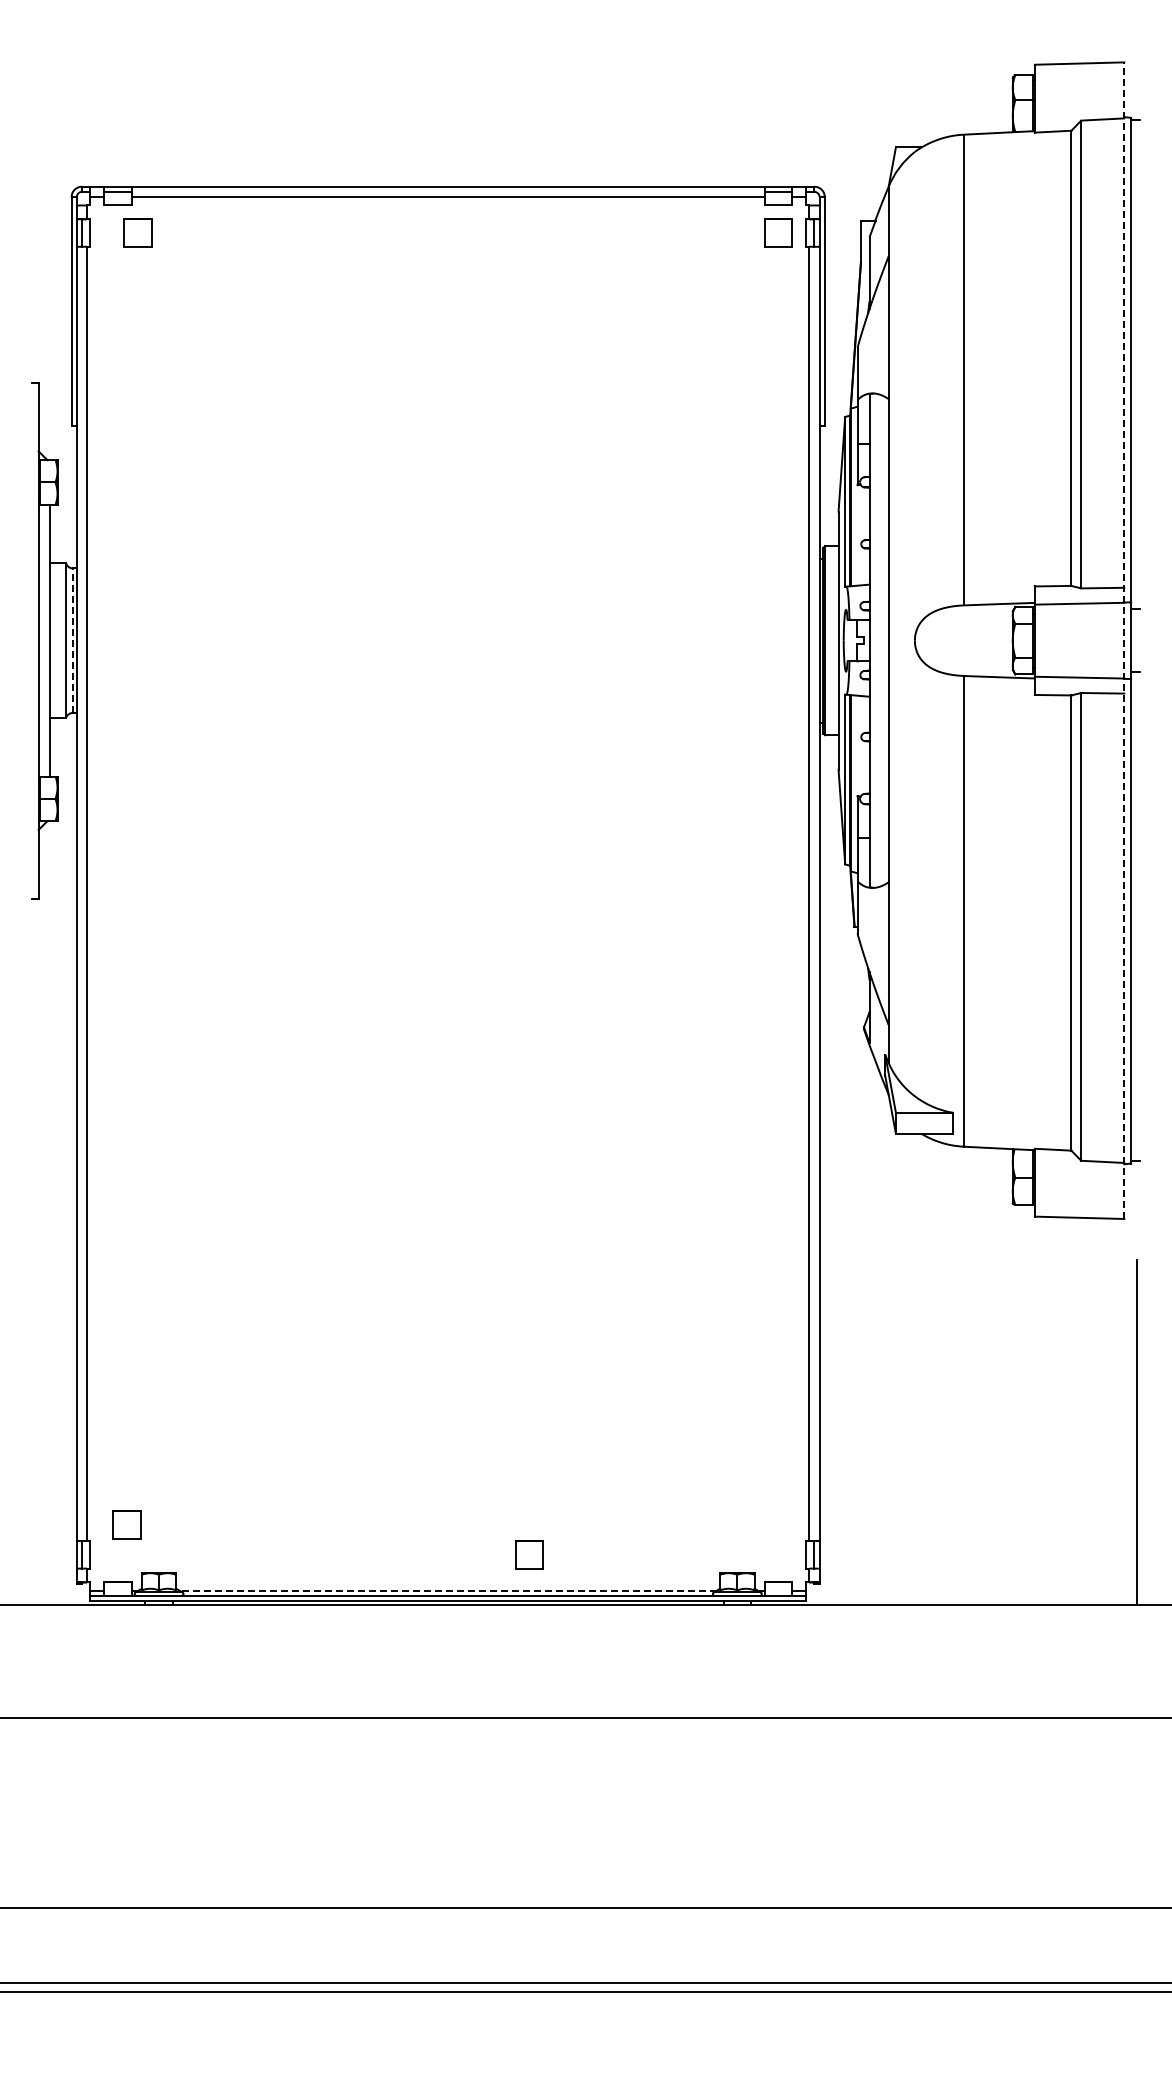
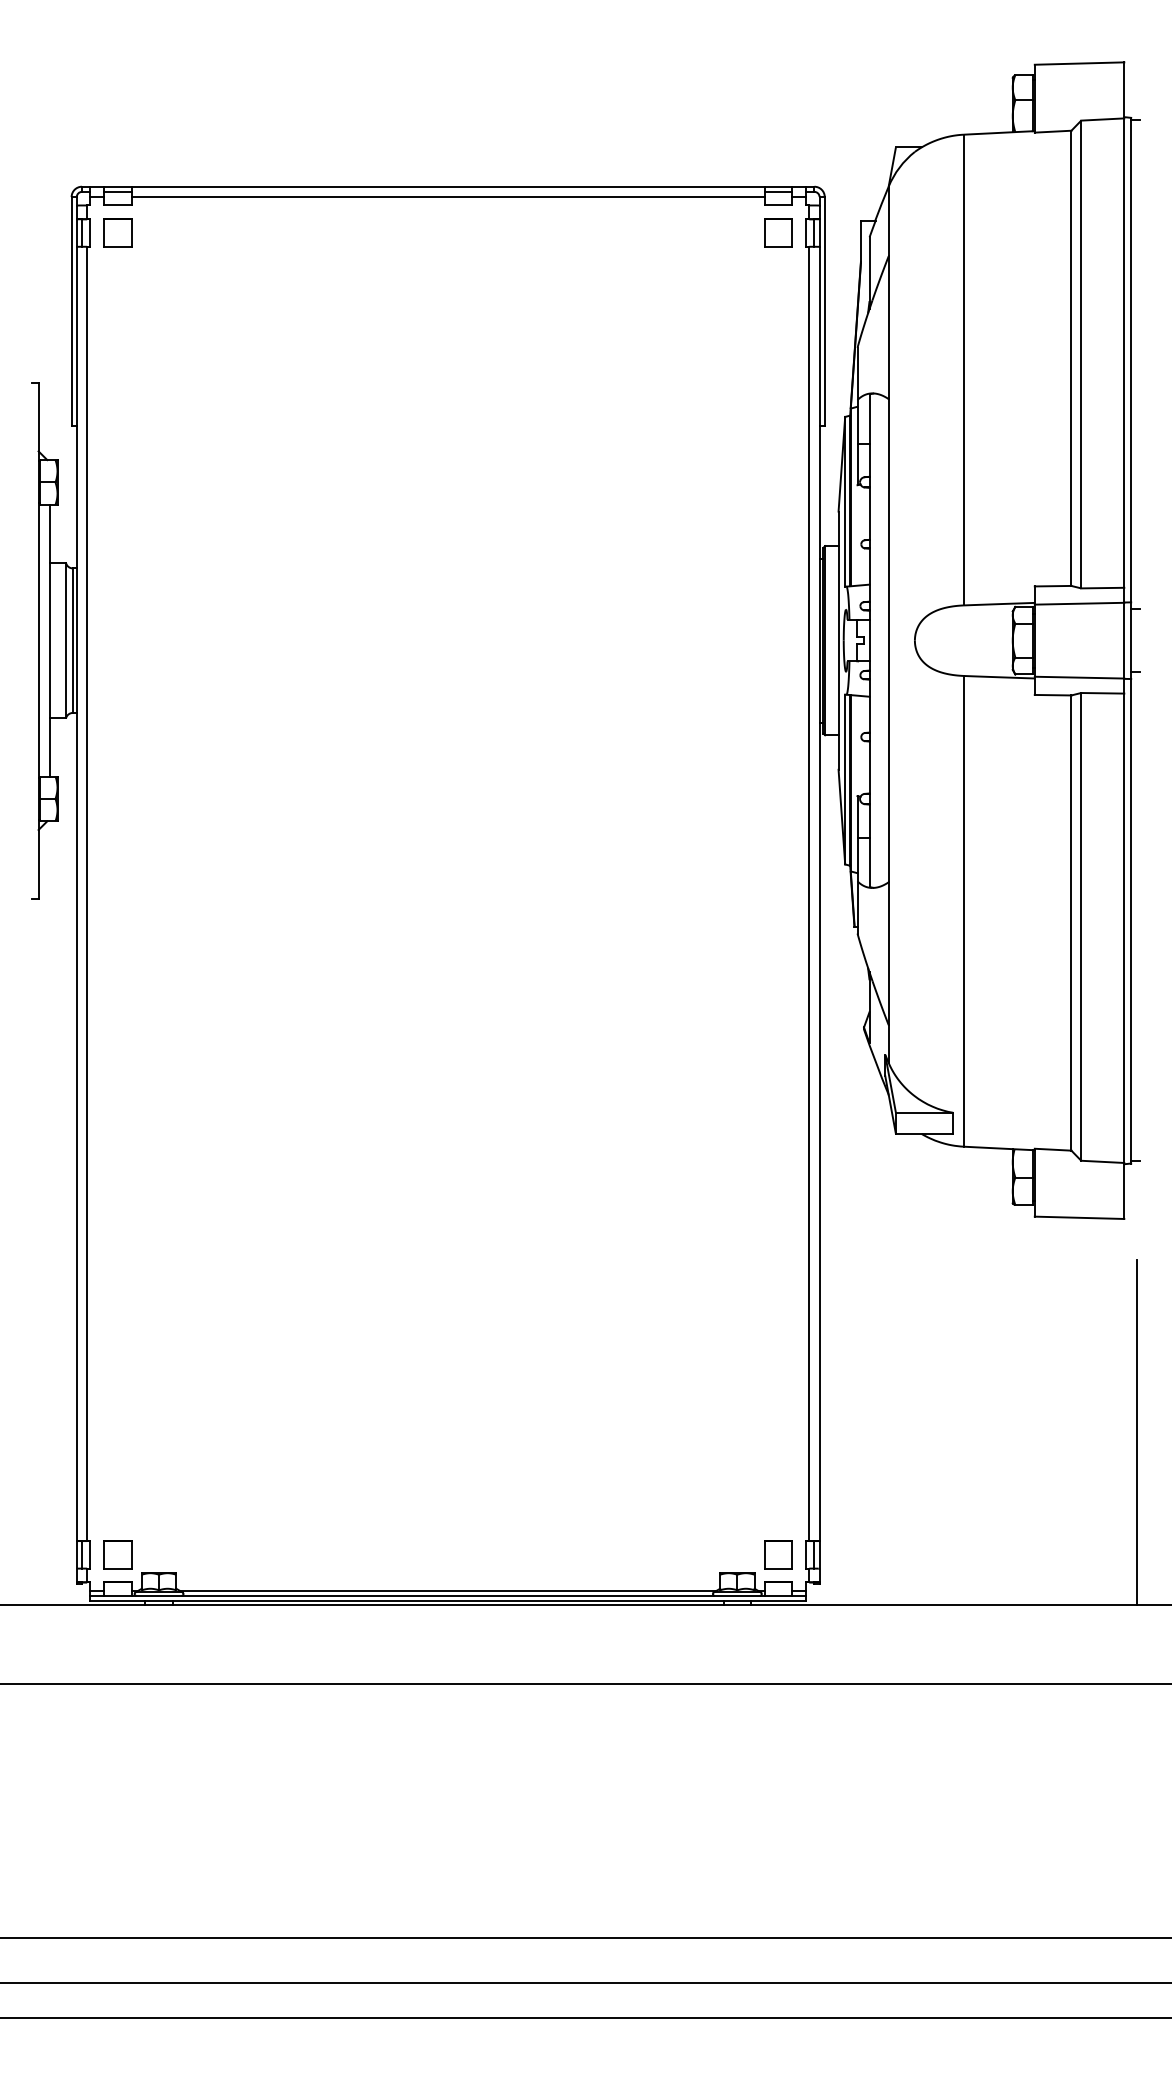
part position: (137, 232) -> (117, 232) (117, 232)
line: dashed -> solid (72, 640)
line: dashed -> solid (1124, 640)
part position: (126, 1524) -> (117, 1554) (117, 1554)
part position: (529, 1554) -> (778, 1554) (778, 1554)
line: dashed -> solid (447, 1590)
line position: (585, 1717) -> (585, 1683) (585, 1683)
line position: (585, 1908) -> (585, 1938) (585, 1938)
line position: (585, 1991) -> (585, 2017) (585, 2017)
